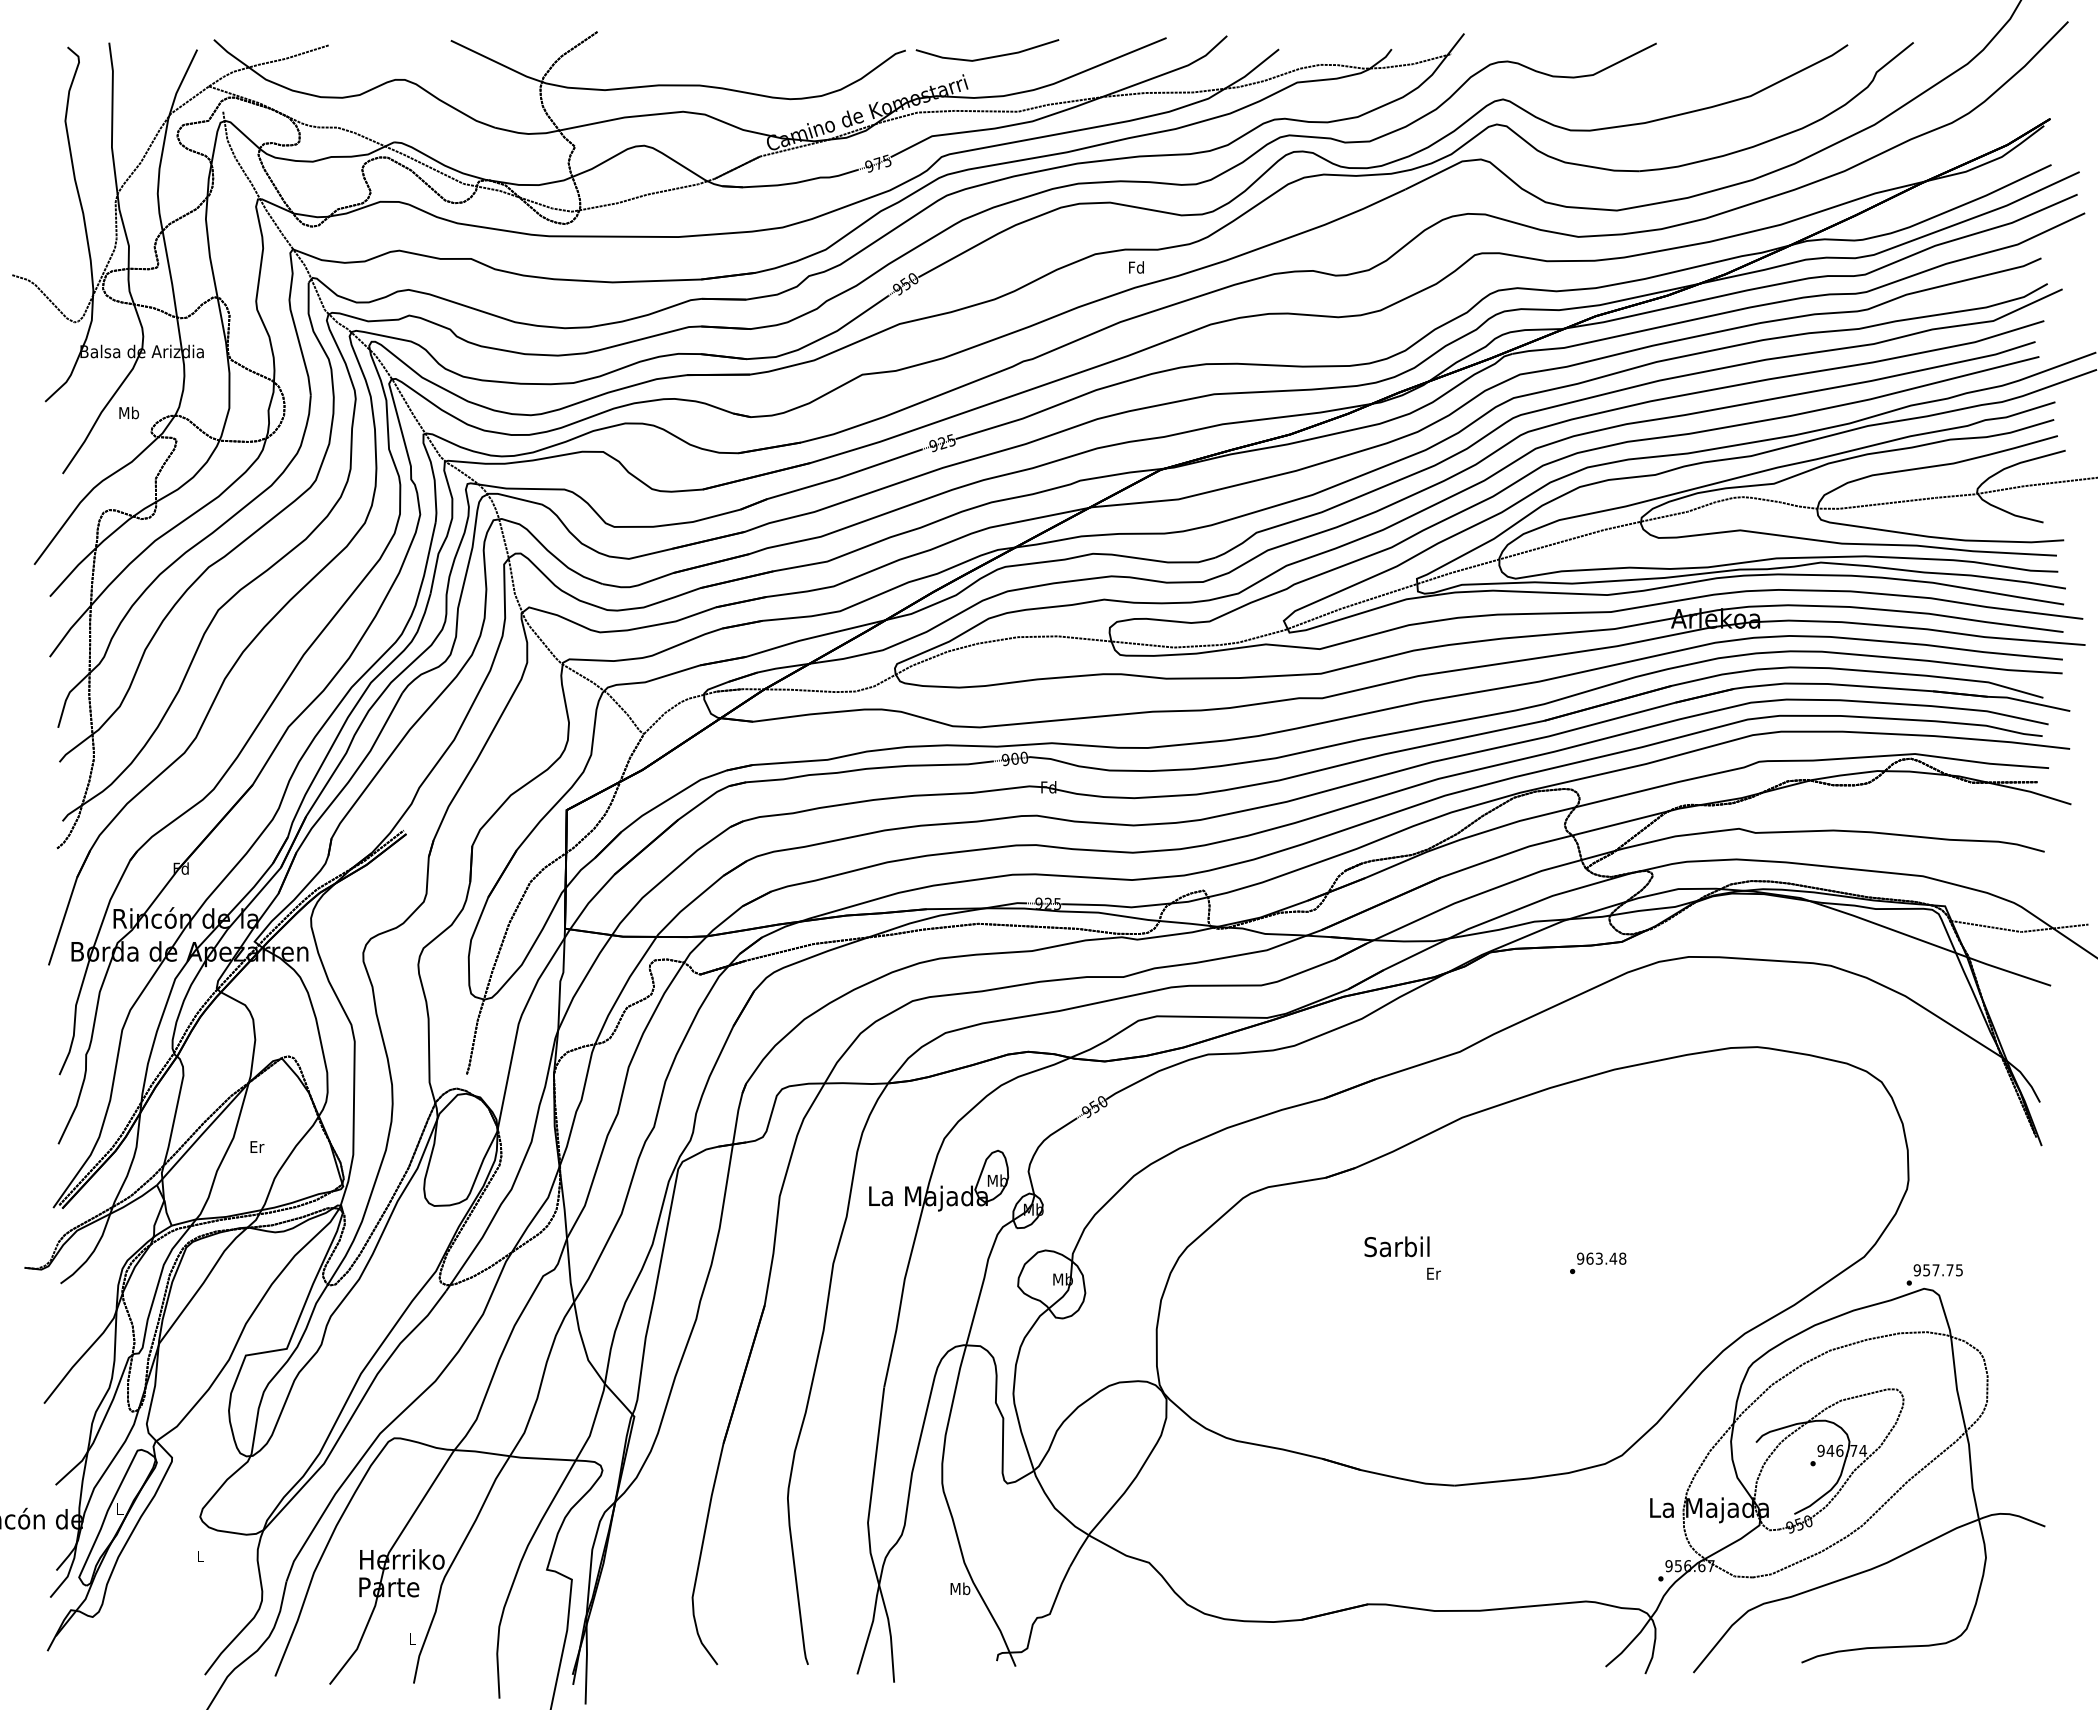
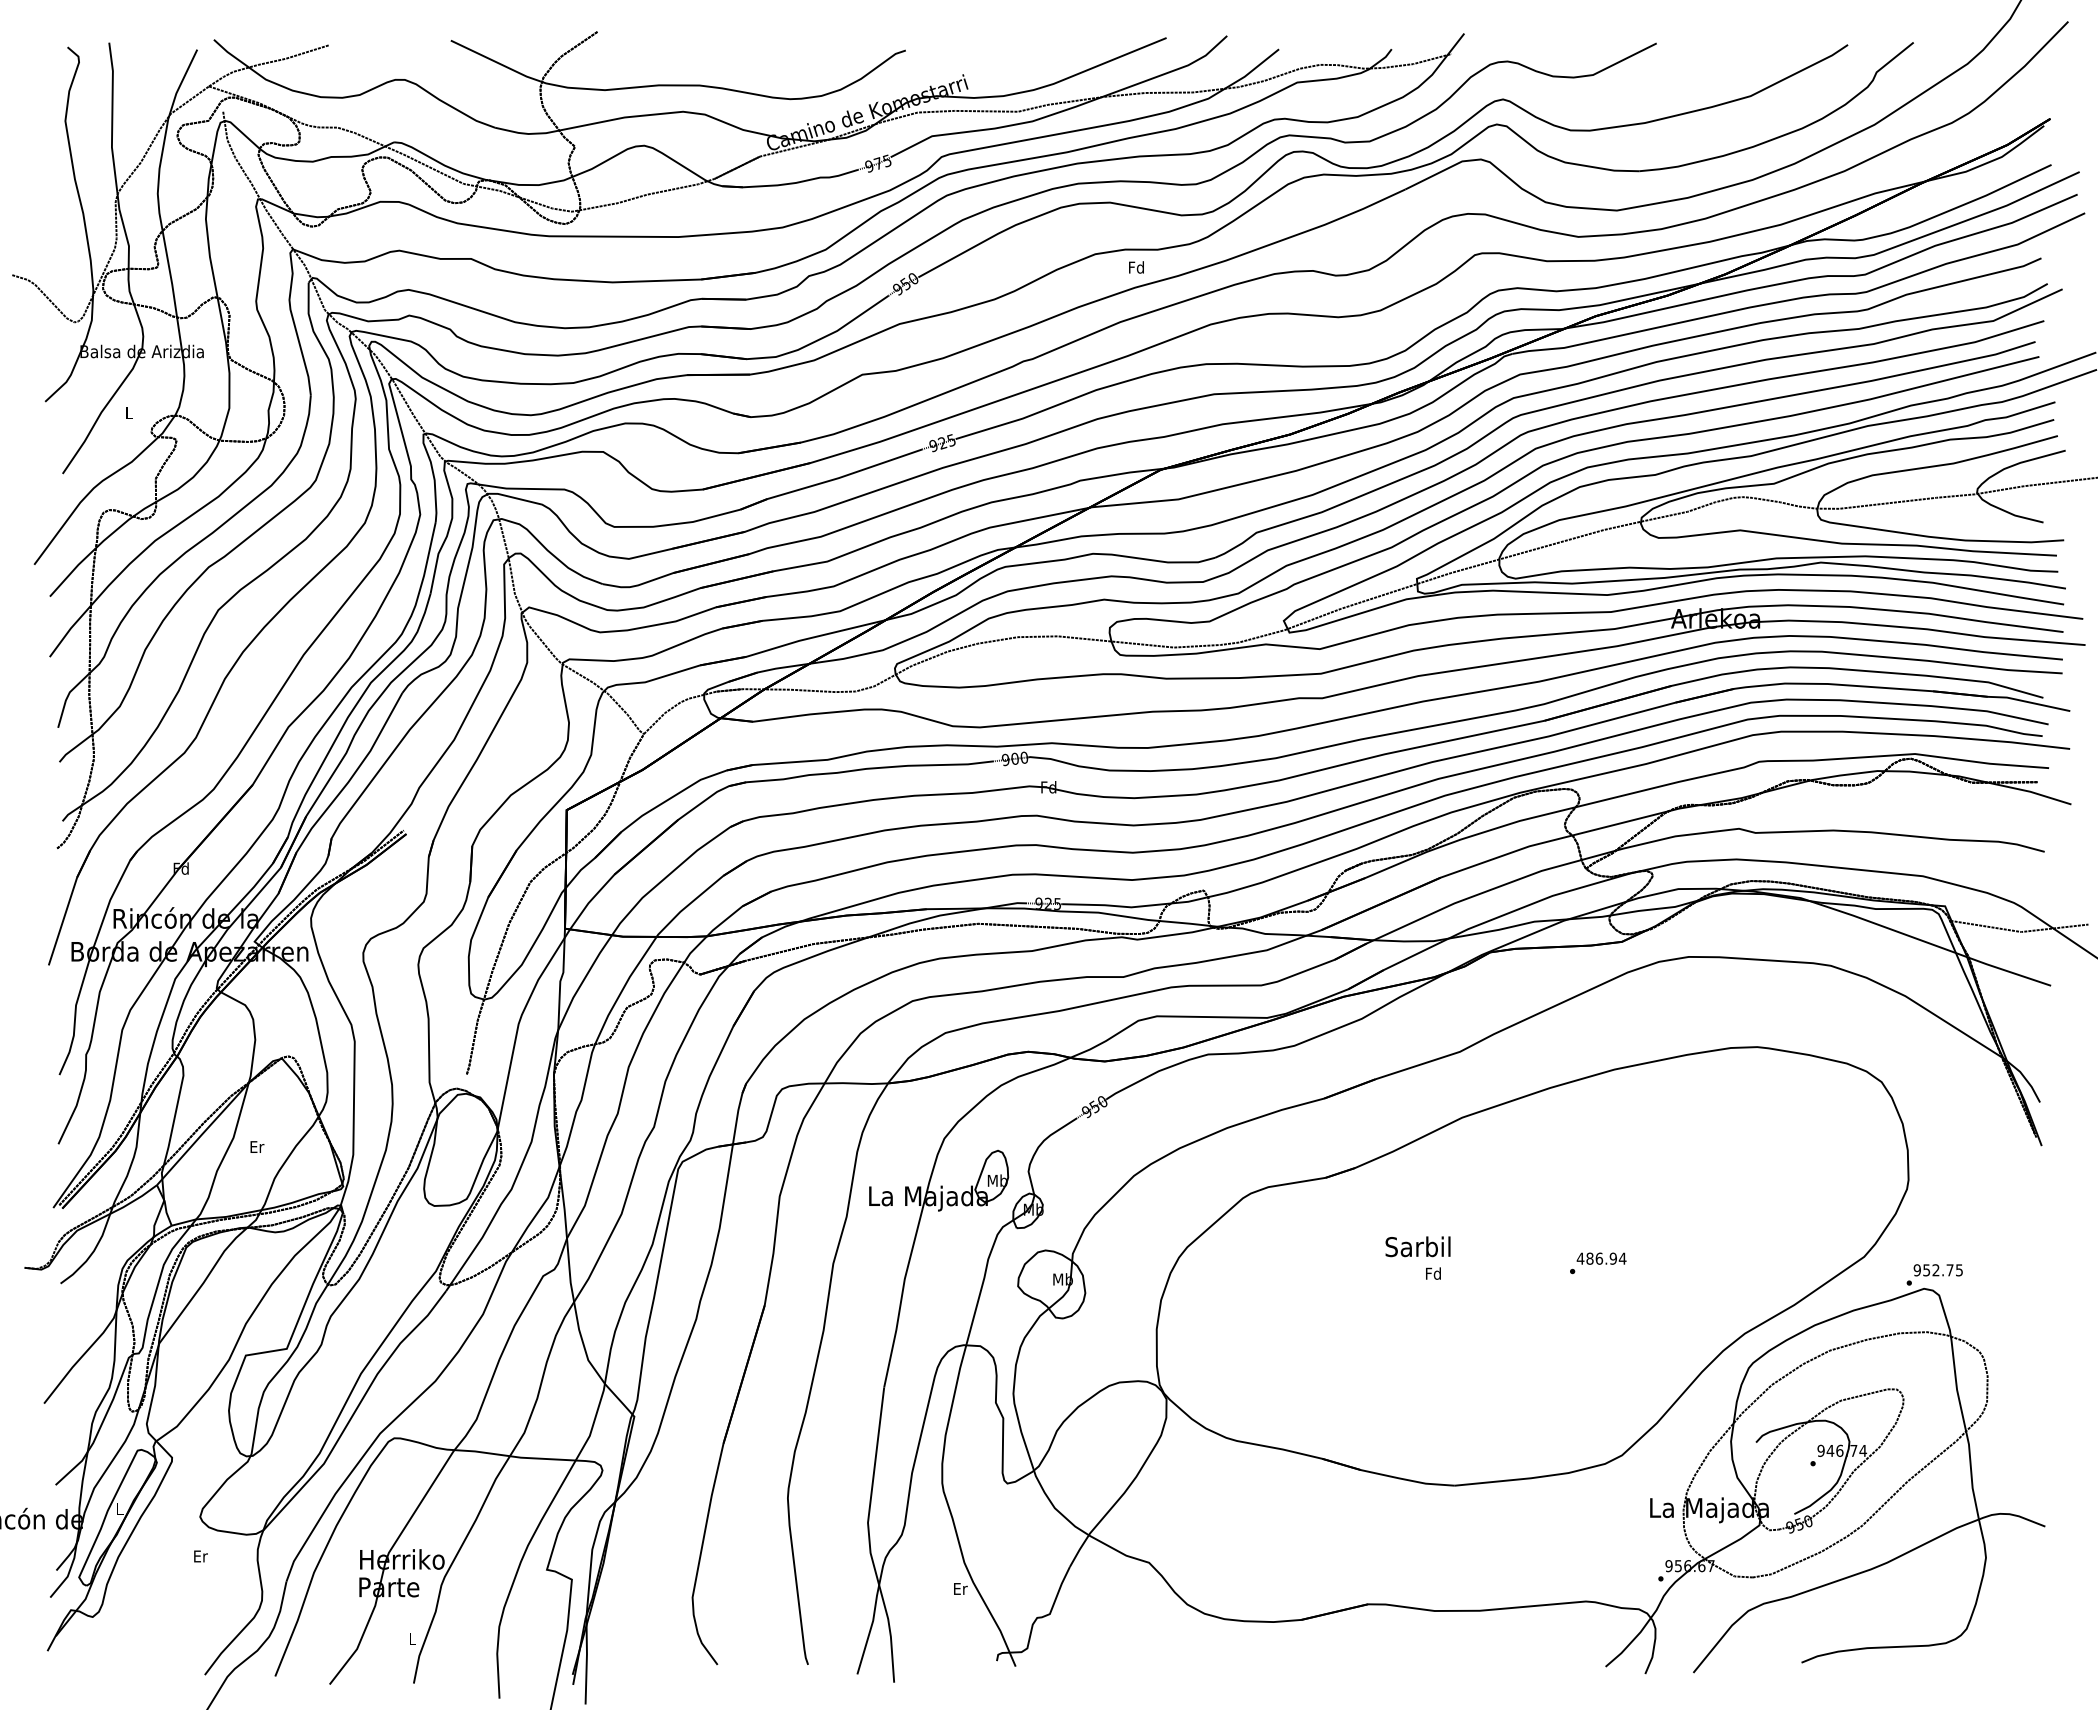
line: present -> none (989, 56)
text: Mb -> L (129, 412)
text position: (1396, 1246) -> (1417, 1246) (1417, 1246)
text: 963.48 -> 486.94 (1601, 1258)
text: 957.75 -> 952.75 (1935, 1270)
text: Er -> Fd (1433, 1273)
text: L -> Er (200, 1556)
text: Mb -> Er (960, 1588)
